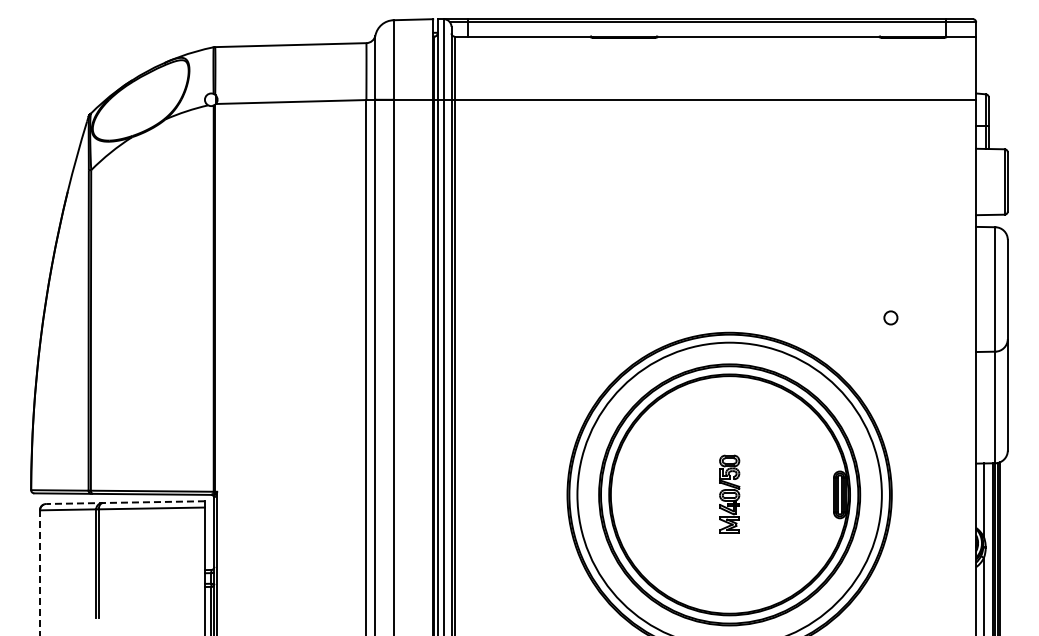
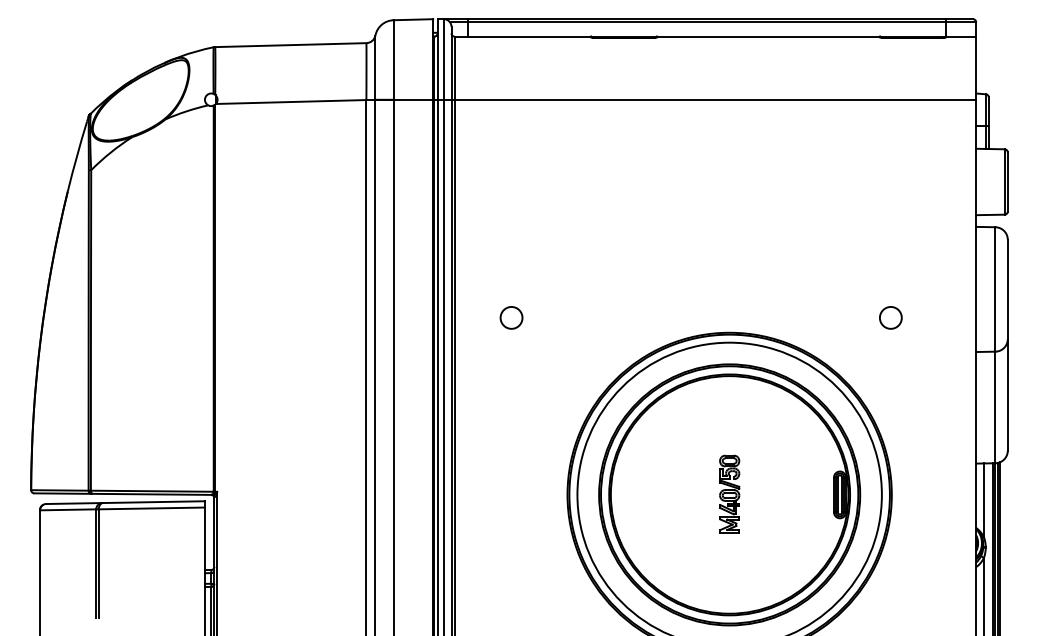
circle: none -> present (511, 317)
circle size: 16x16 px -> 24x24 px (890, 317)
line: dashed -> solid (125, 502)
line: dashed -> solid (40, 573)
